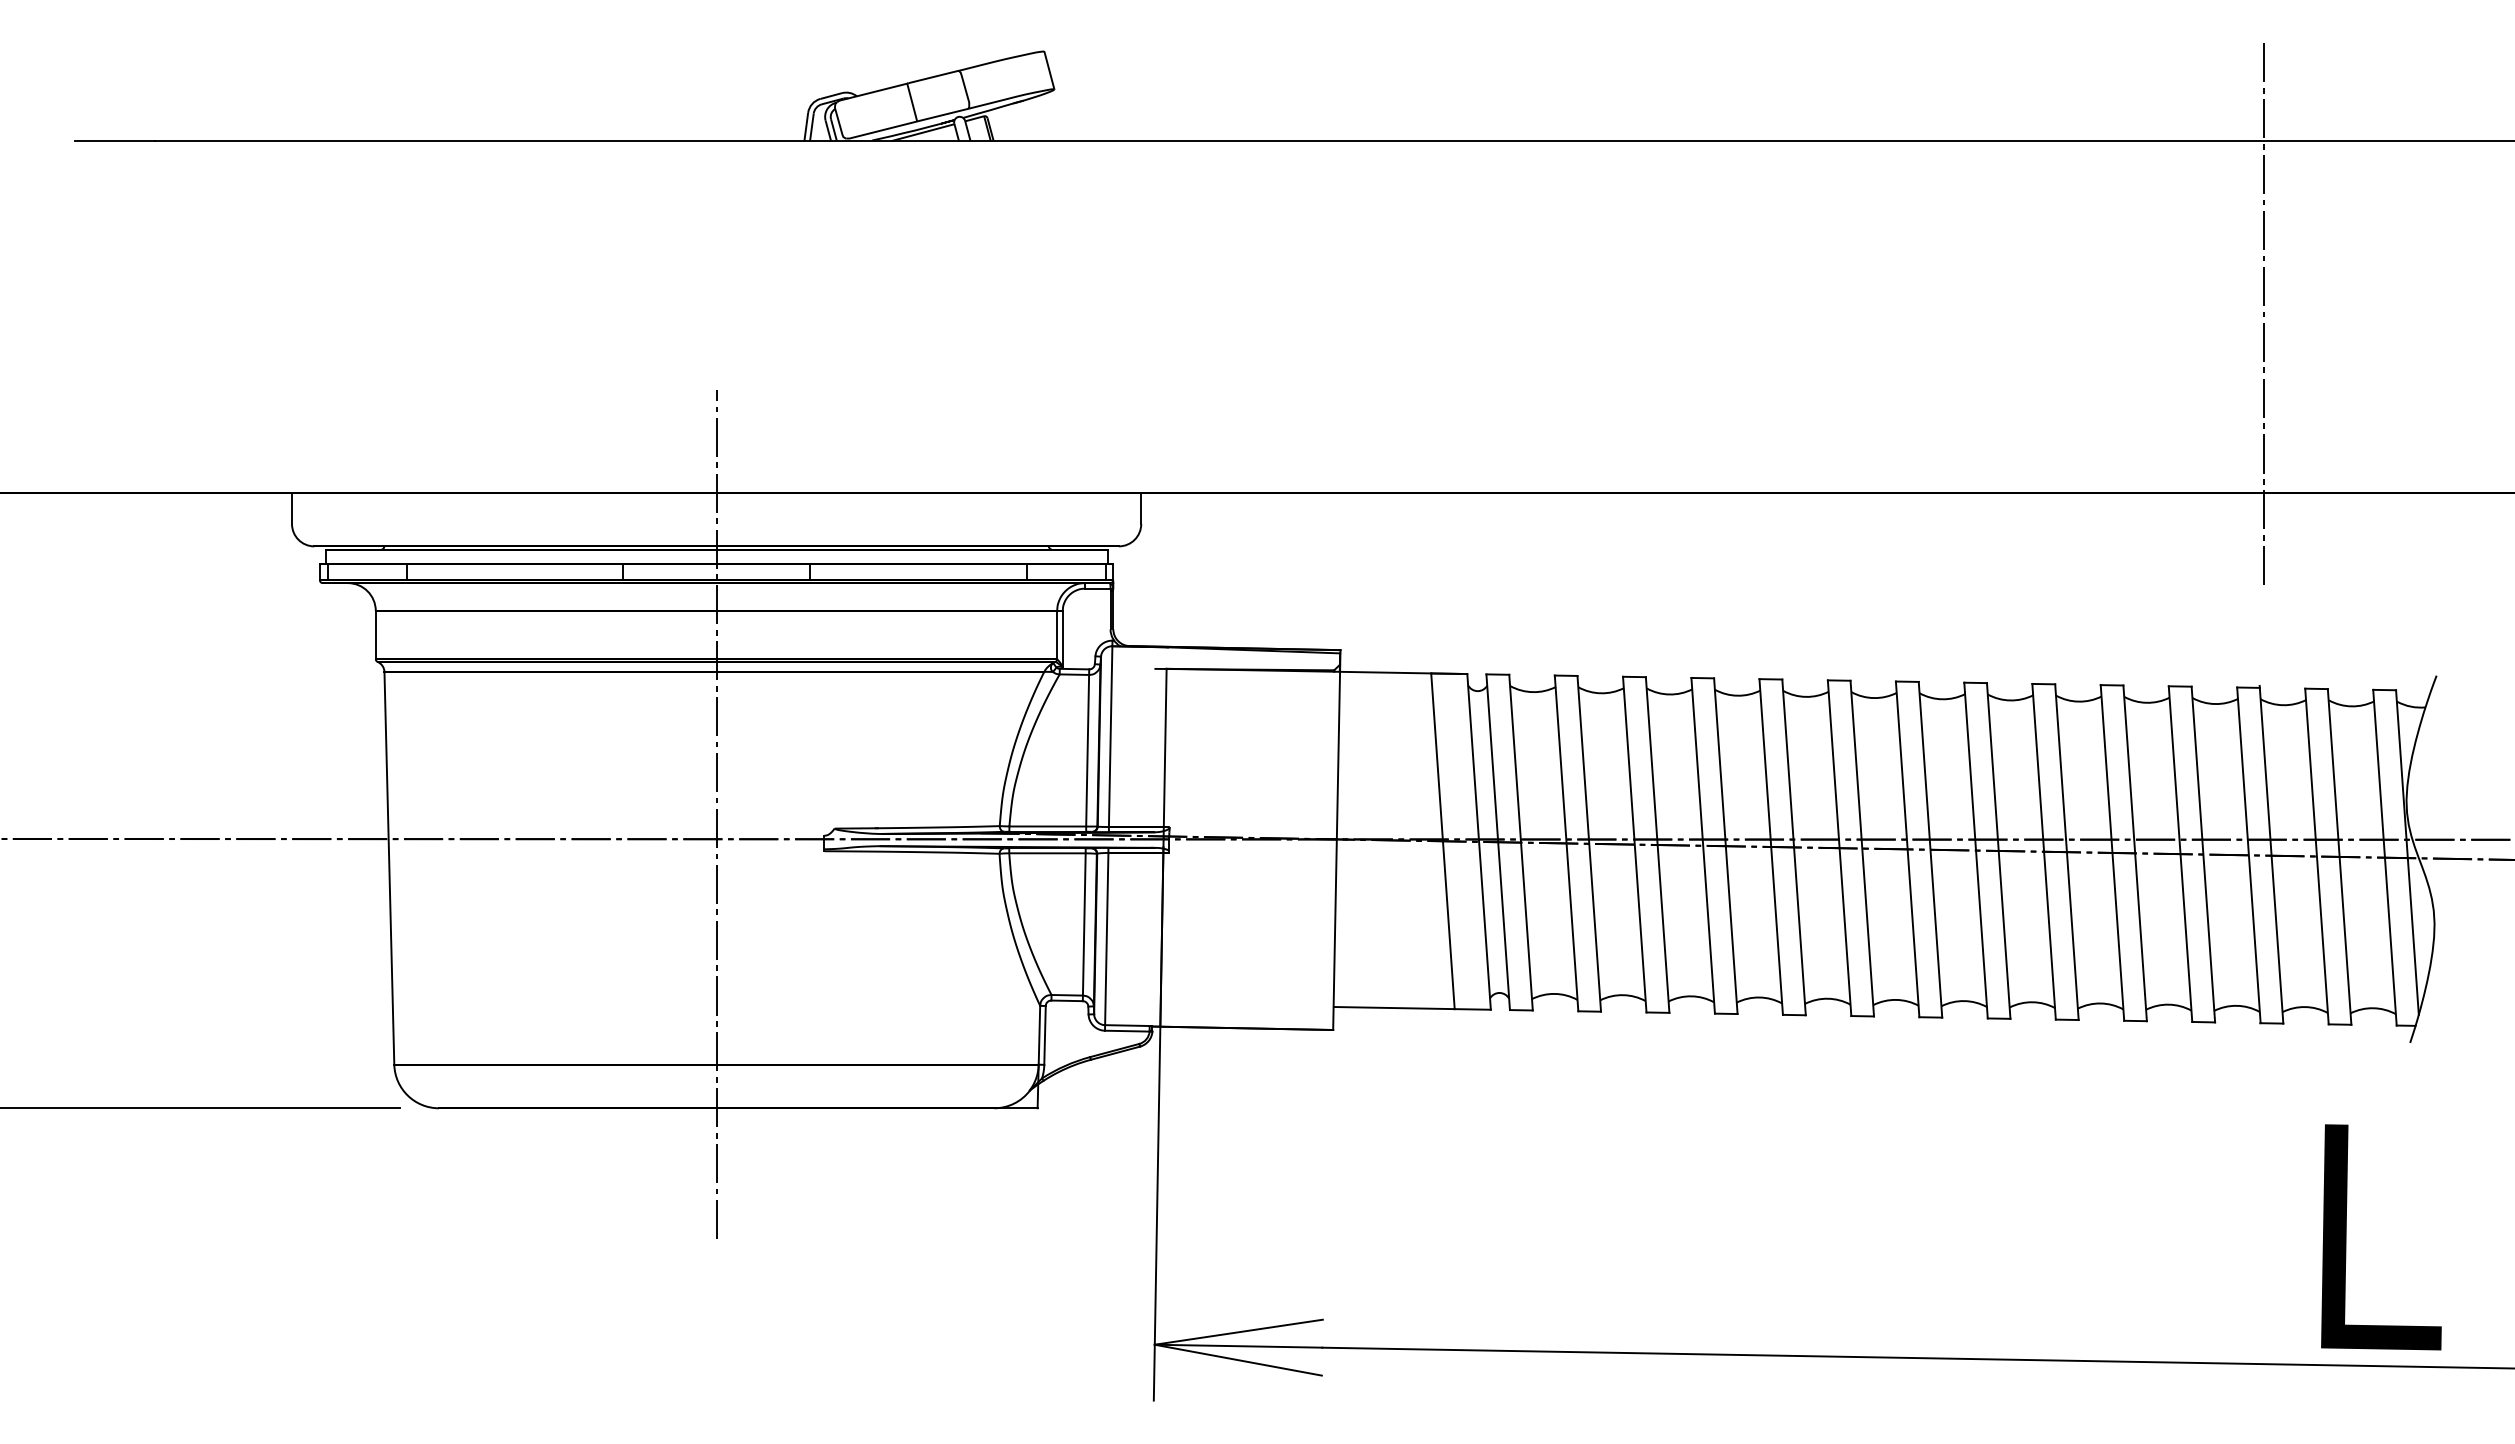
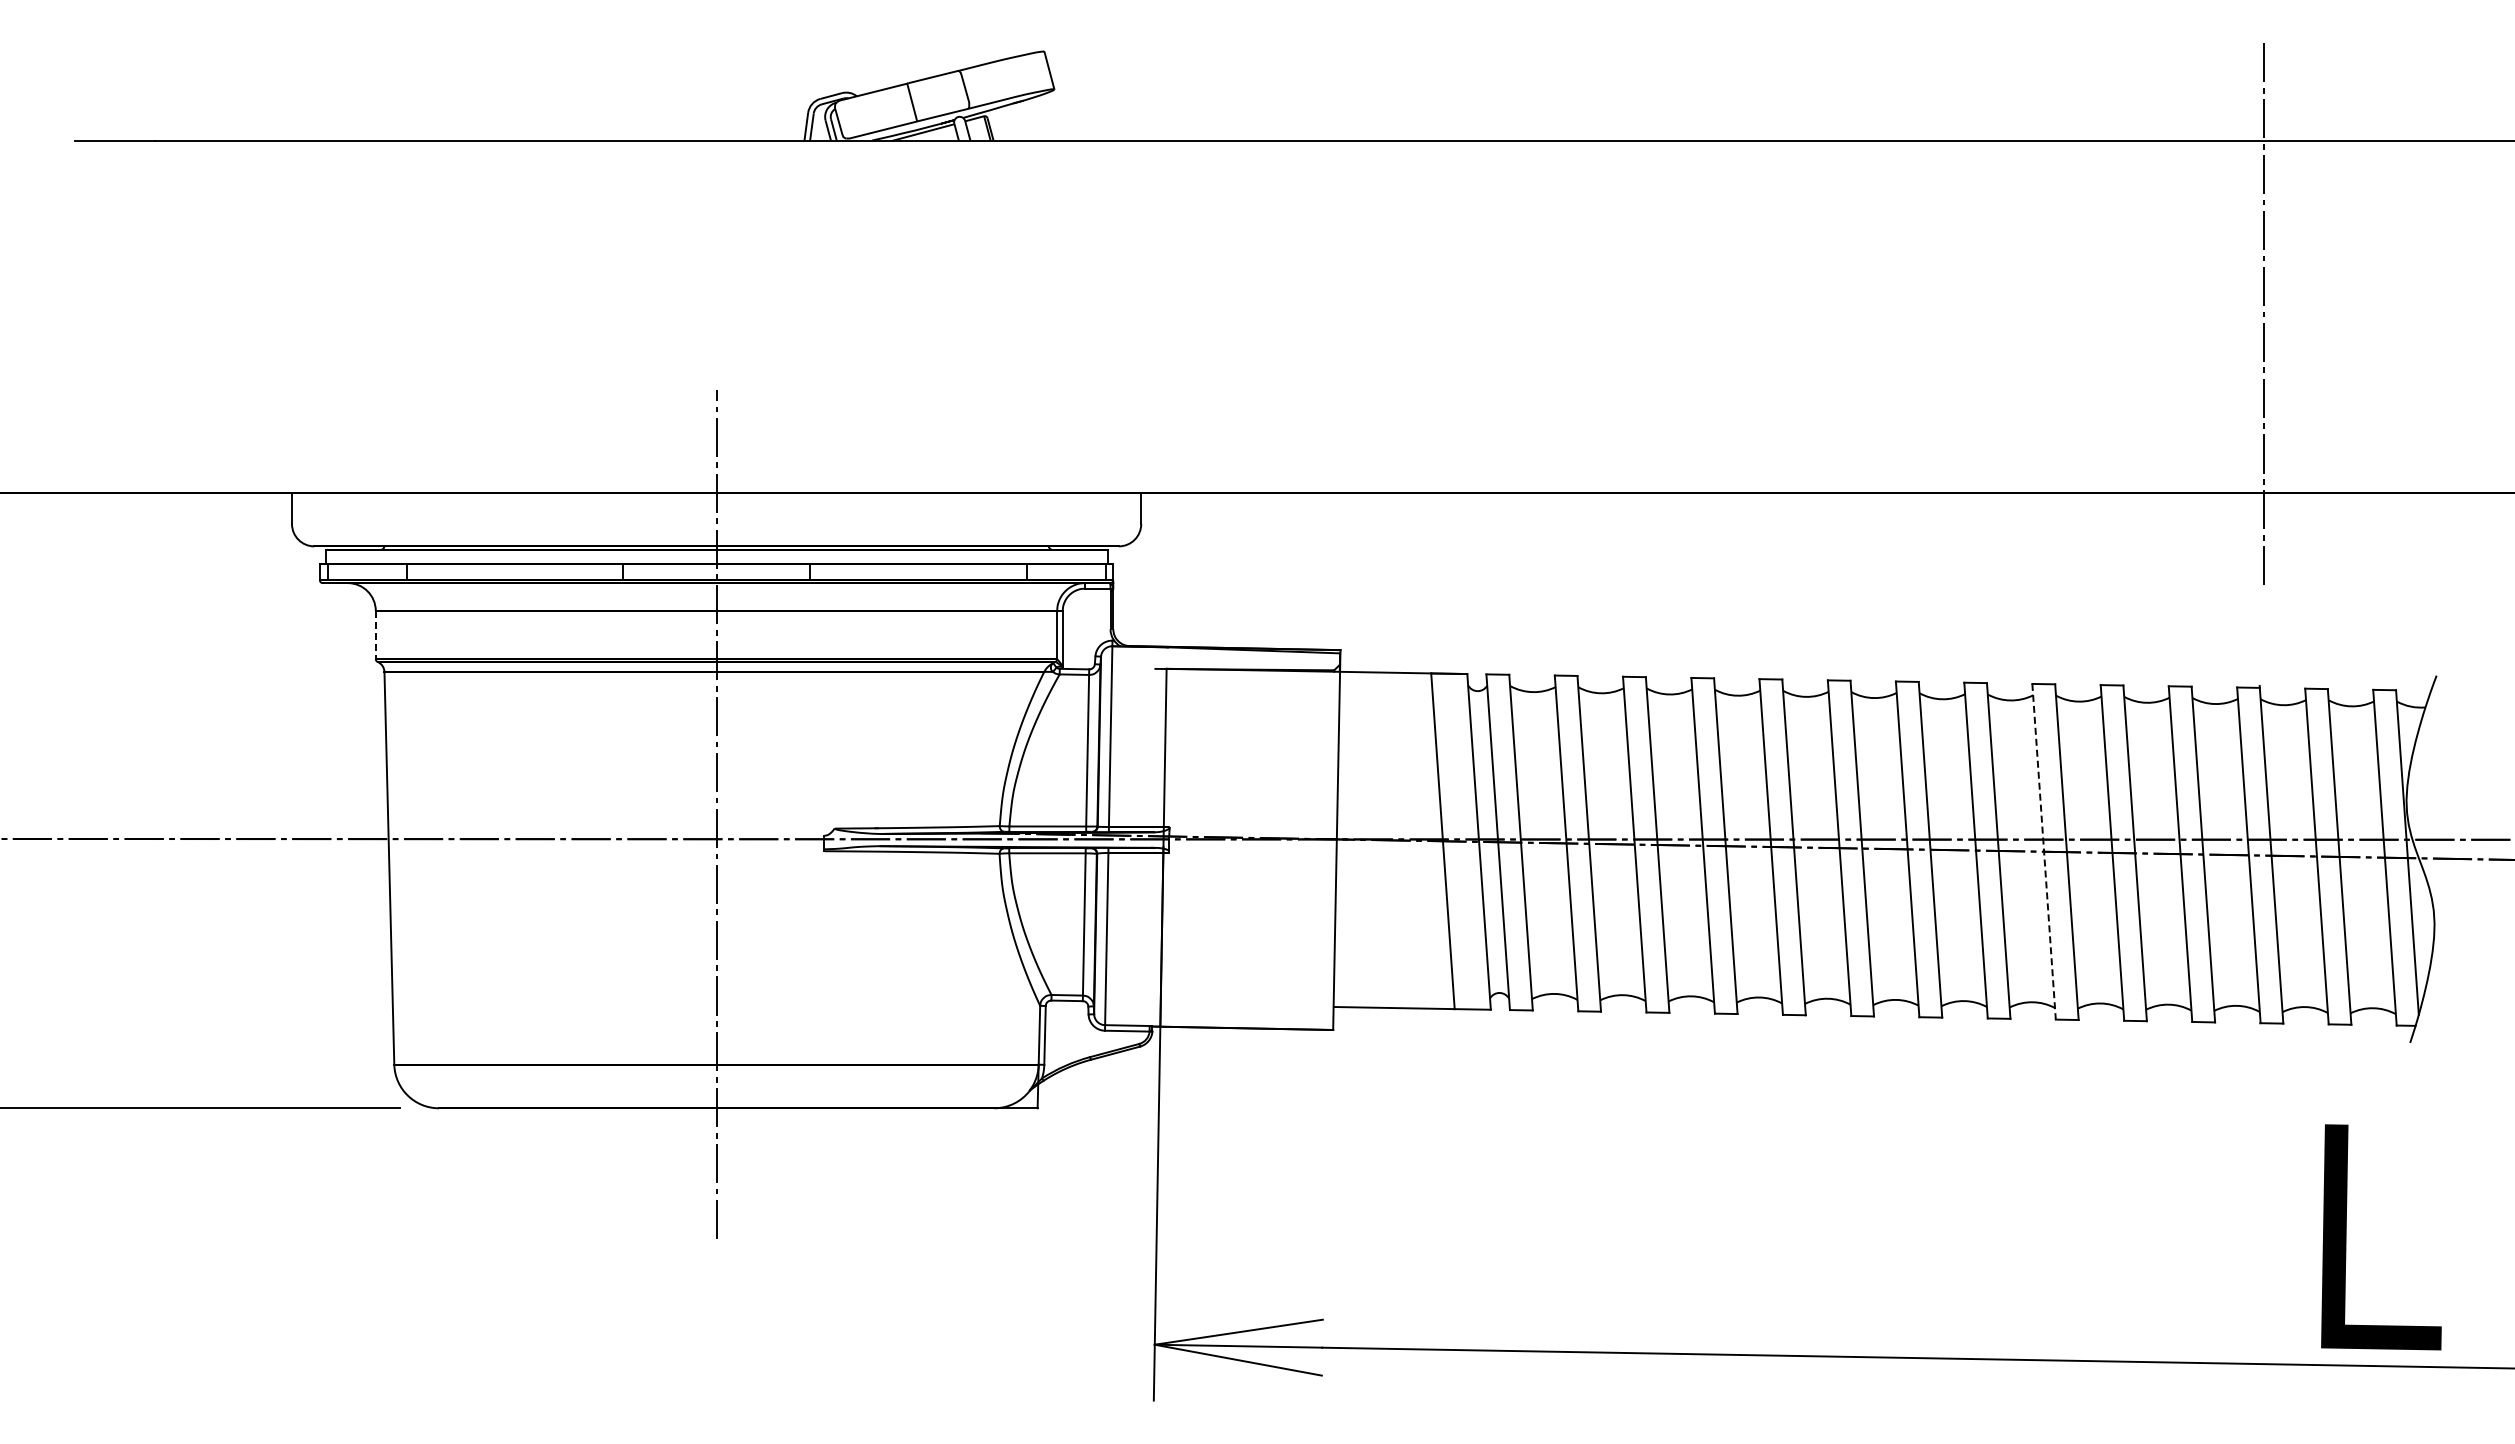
line: solid -> dashed (375, 635)
line: solid -> dashed (2044, 852)
